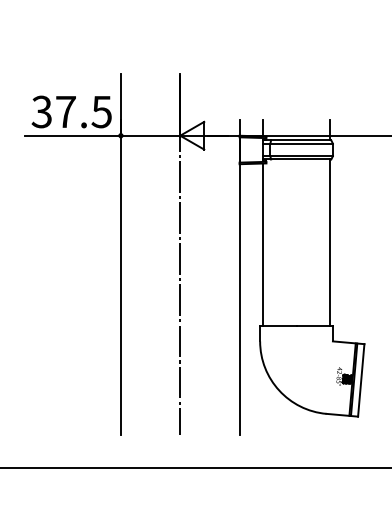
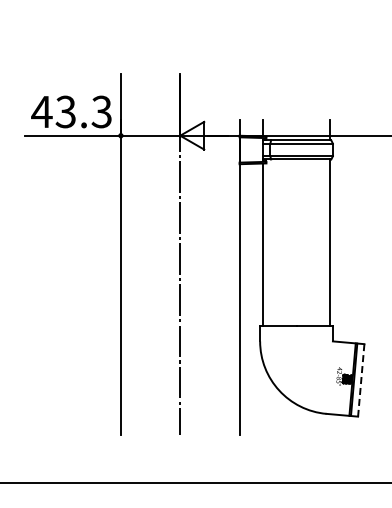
text: 37.5 -> 43.3 (71, 111)
line: solid -> dashed (361, 380)
line position: (195, 467) -> (195, 482) (195, 482)
